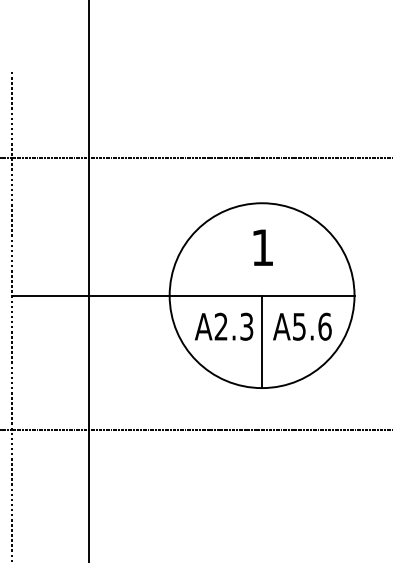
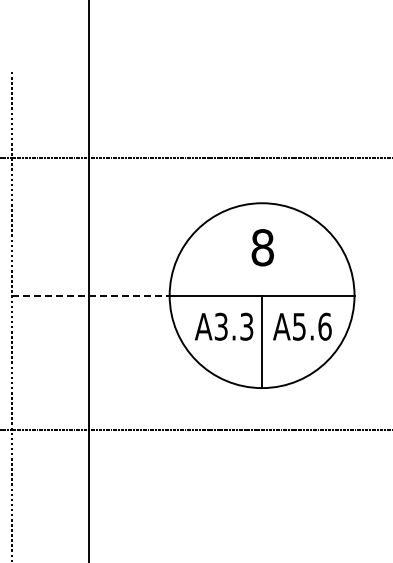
text: 1 -> 8 (262, 247)
line: solid -> dashed (90, 295)
text: A2.3 -> A3.3 (220, 326)
